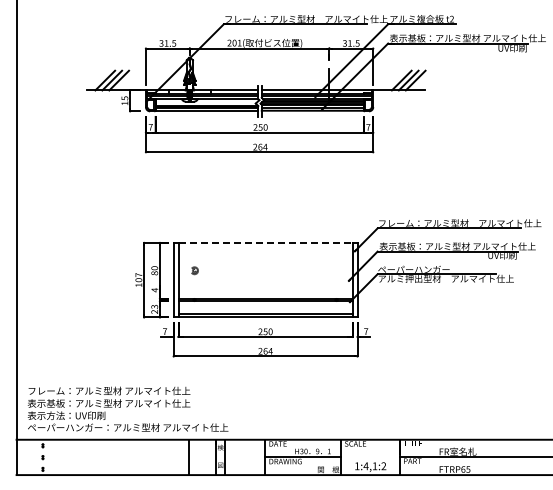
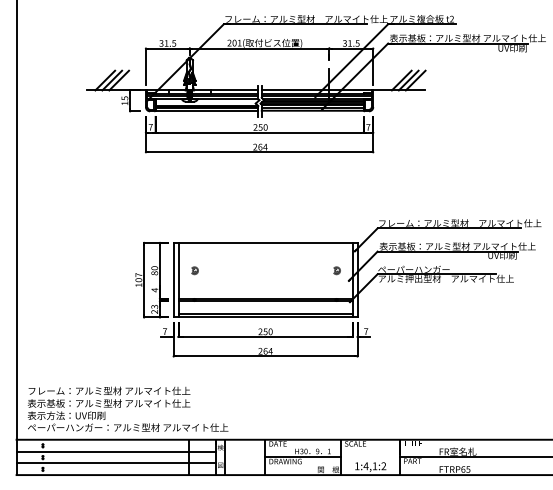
line: dashed -> solid (266, 242)
part: none -> present (336, 270)
line: none -> present (116, 451)
line: none -> present (116, 463)
